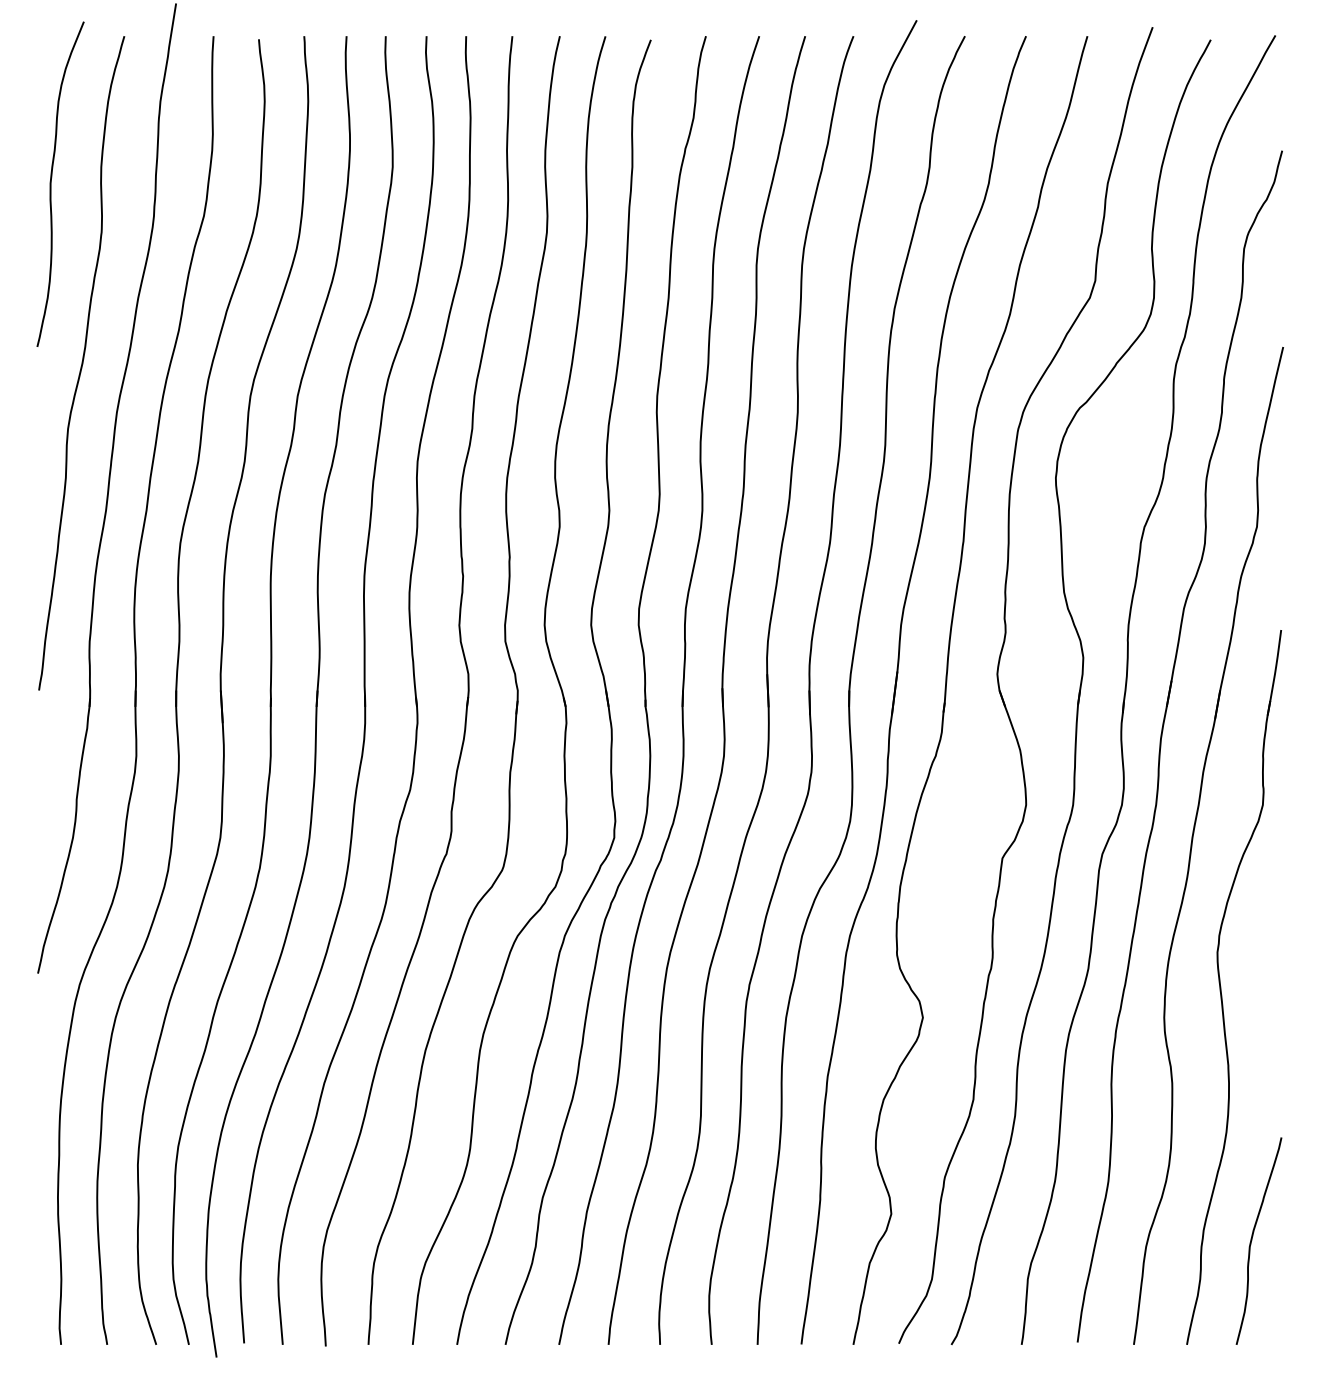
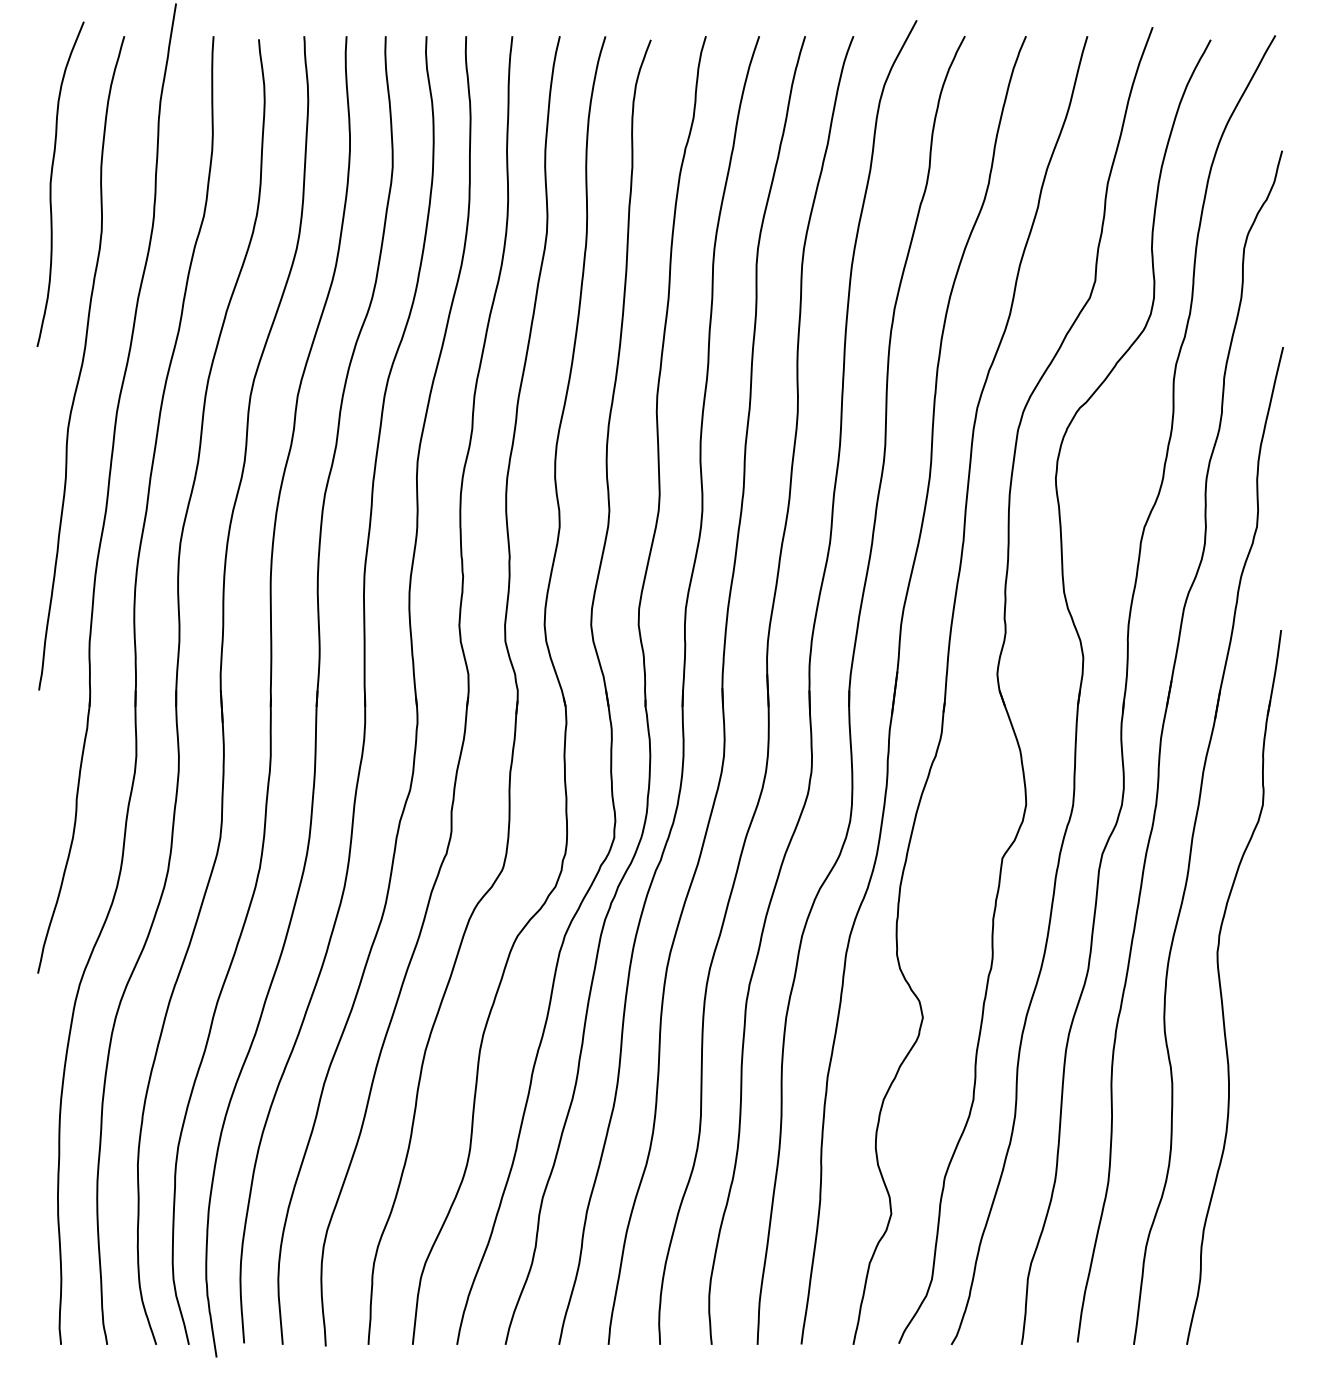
curve: present -> none (1252, 1240)
